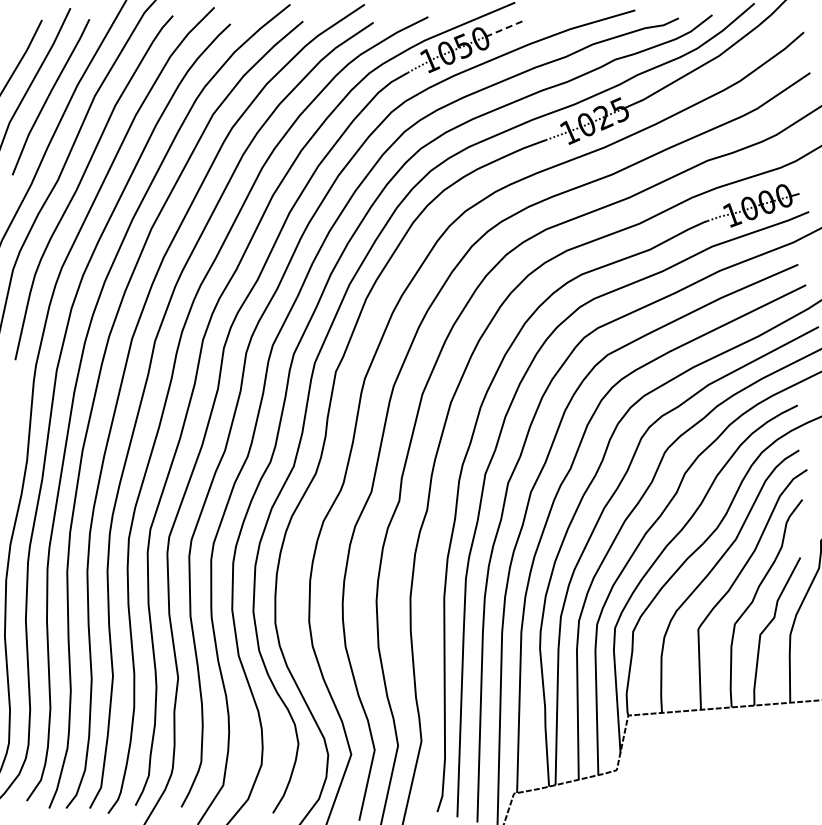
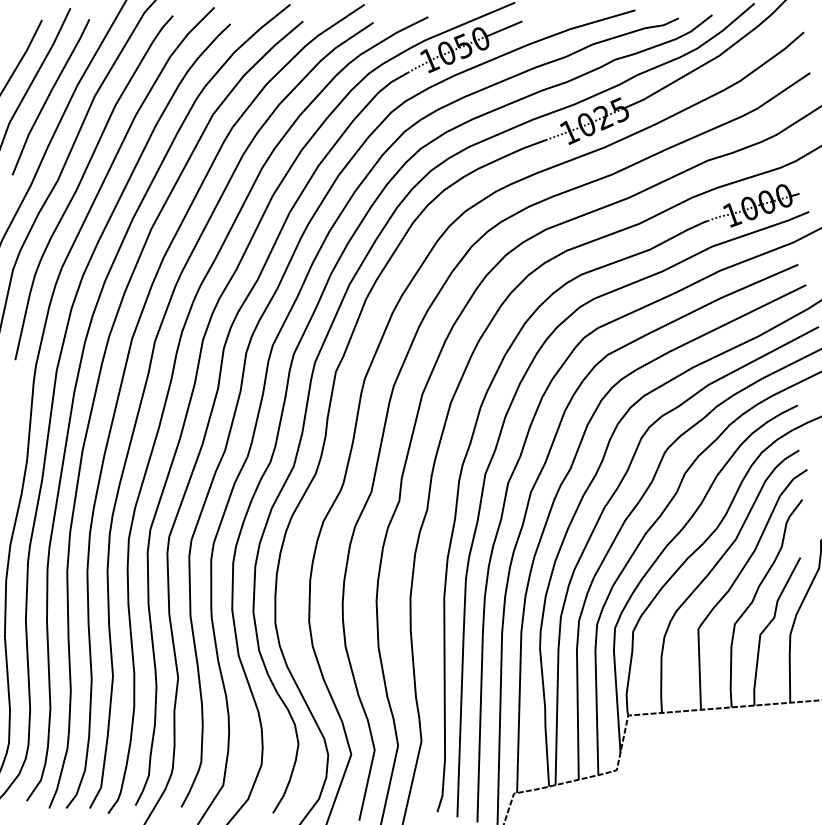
line: dashed -> solid (503, 29)
